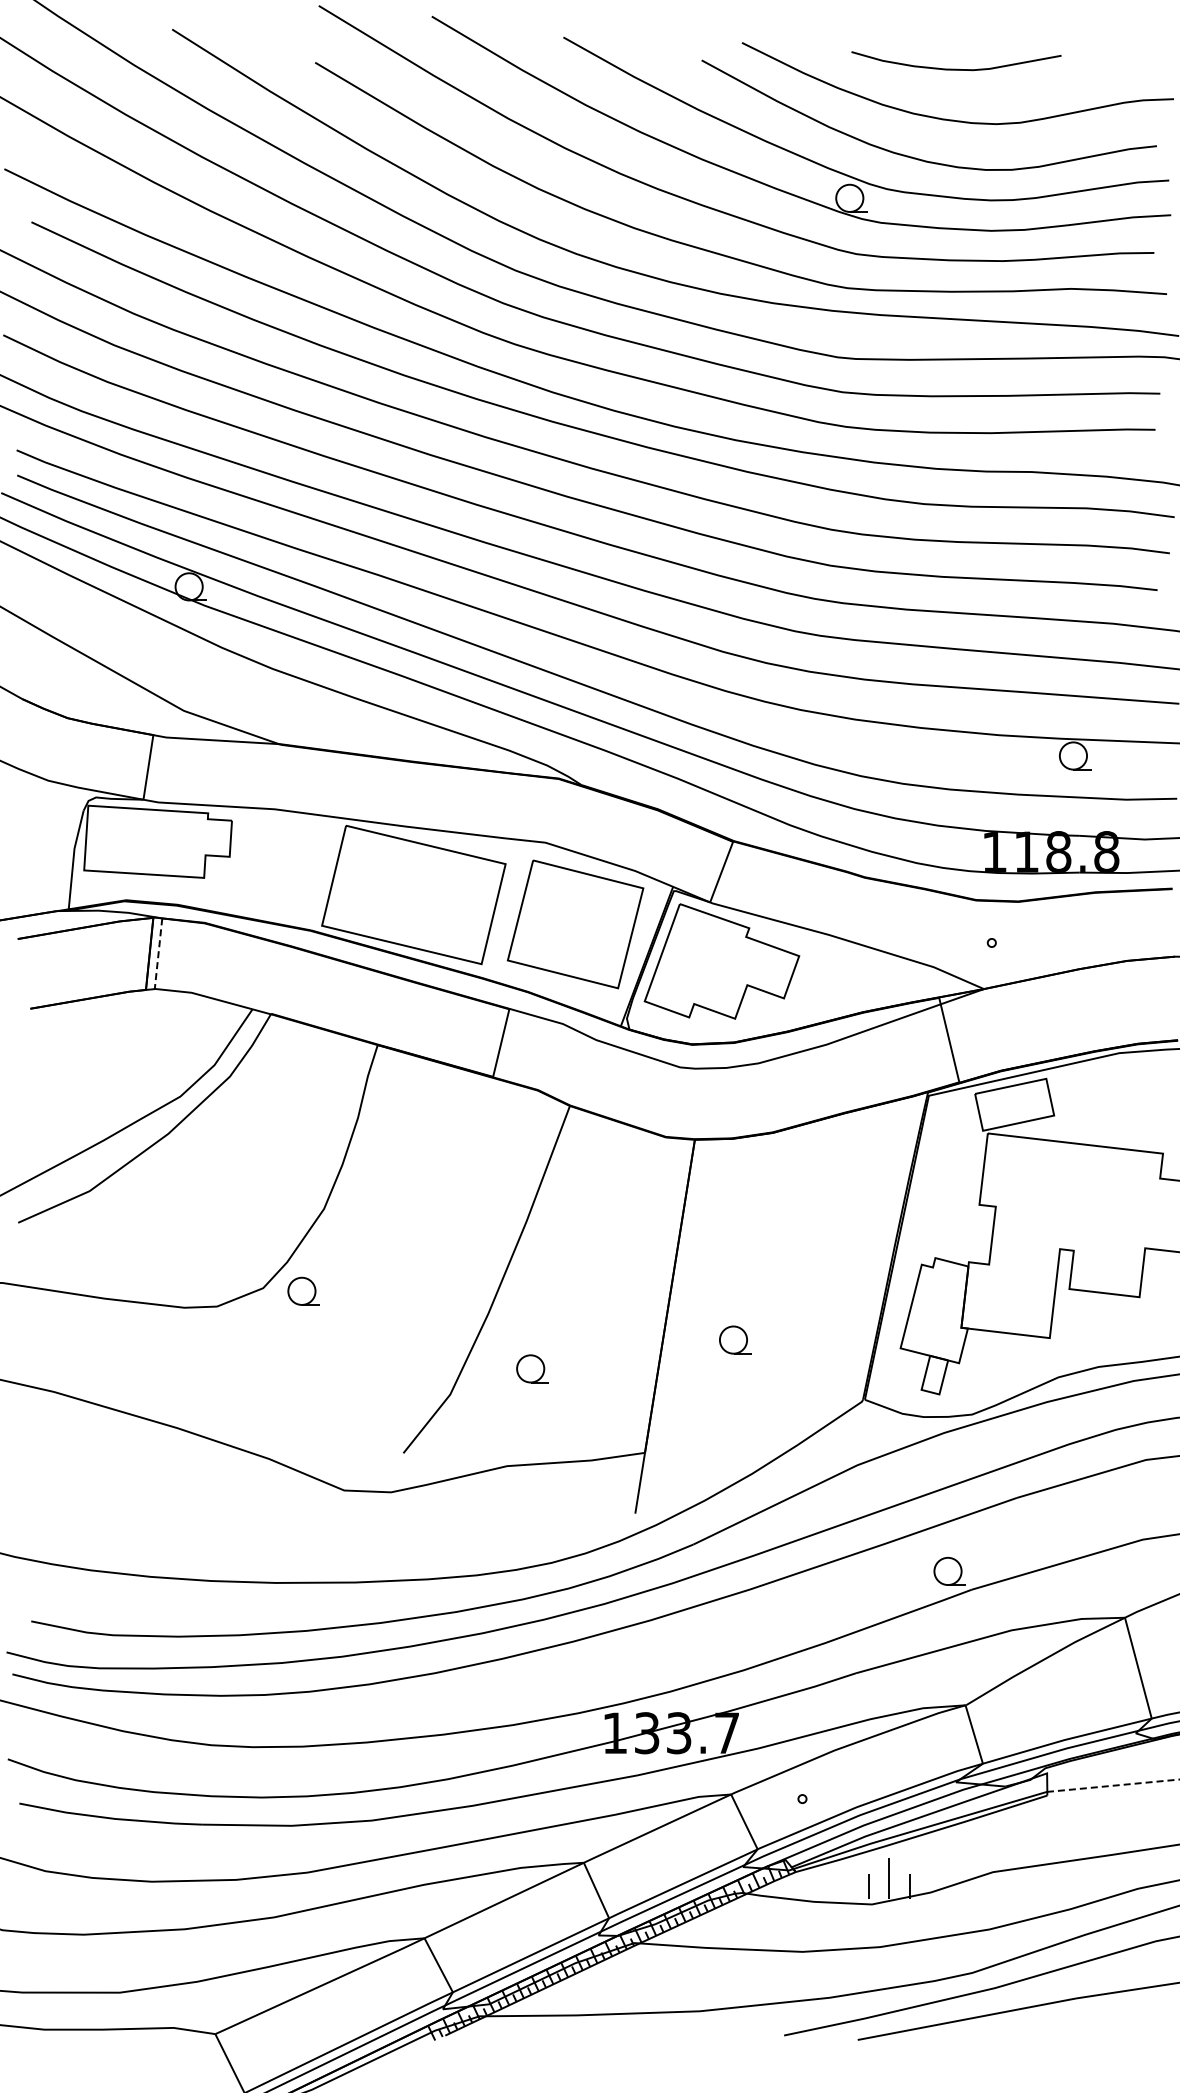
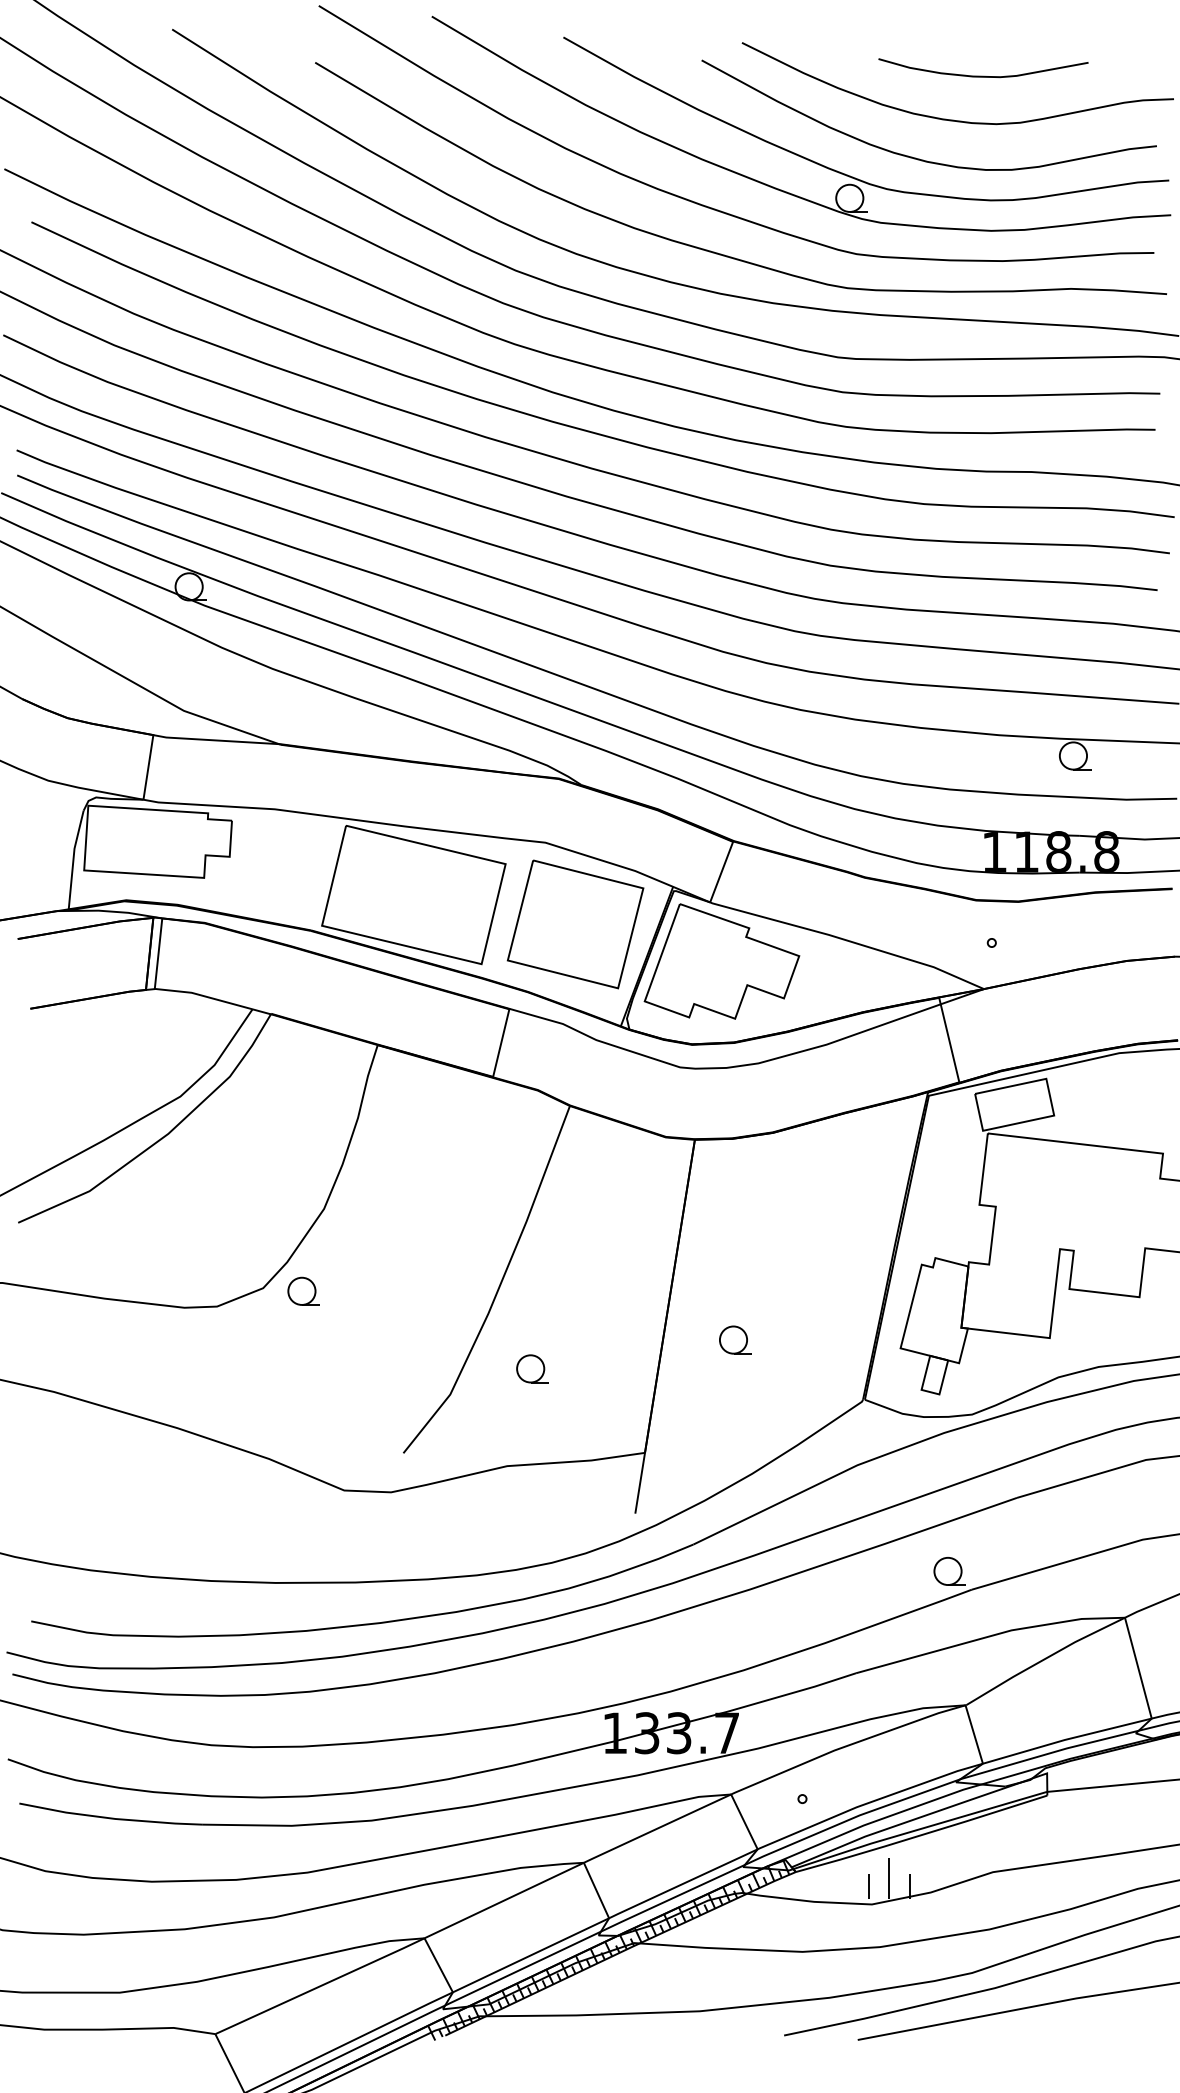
curve position: (956, 68) -> (983, 75) (983, 75)
line: dashed -> solid (158, 953)
line: dashed -> solid (1112, 1785)
